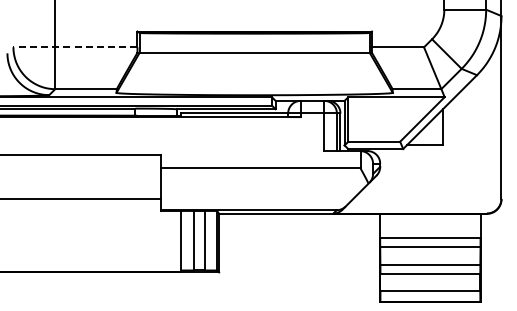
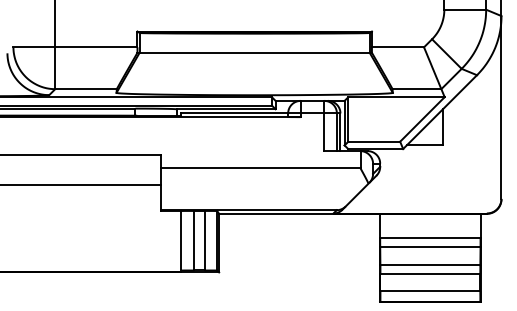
line: dashed -> solid (74, 47)
line position: (81, 198) -> (81, 184) (81, 184)
